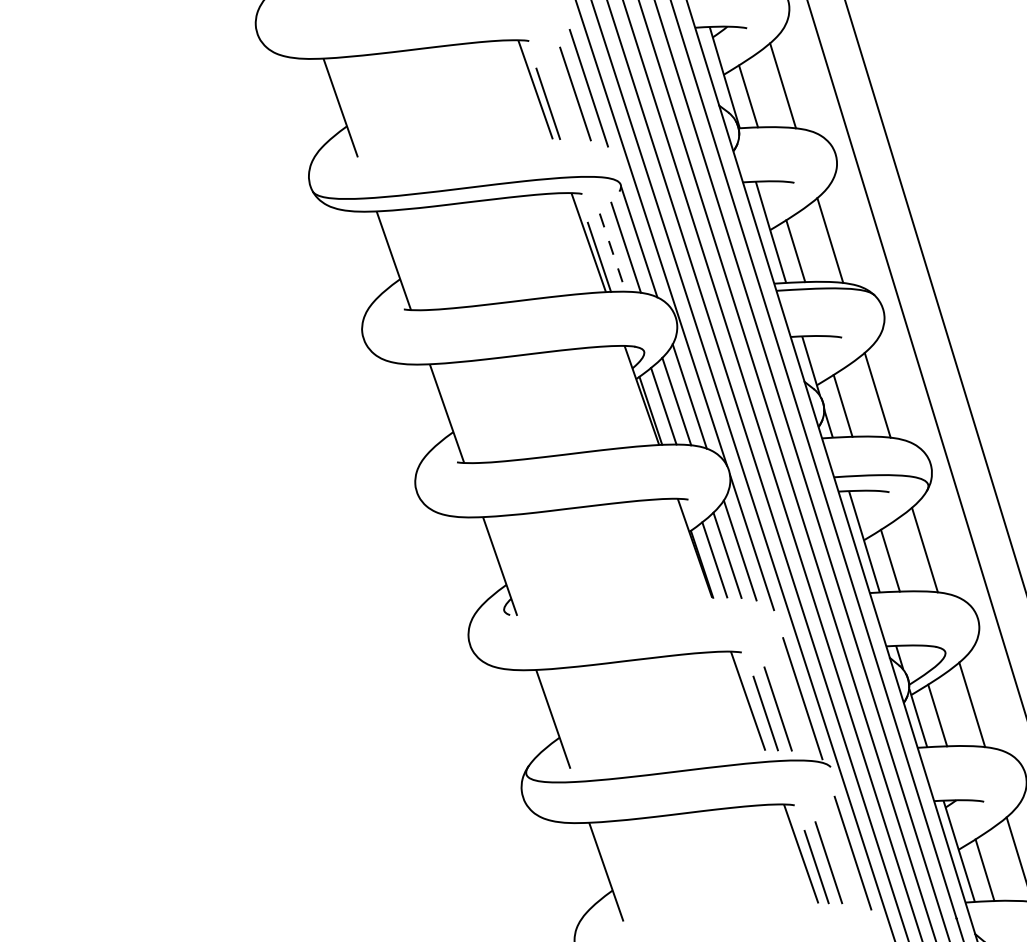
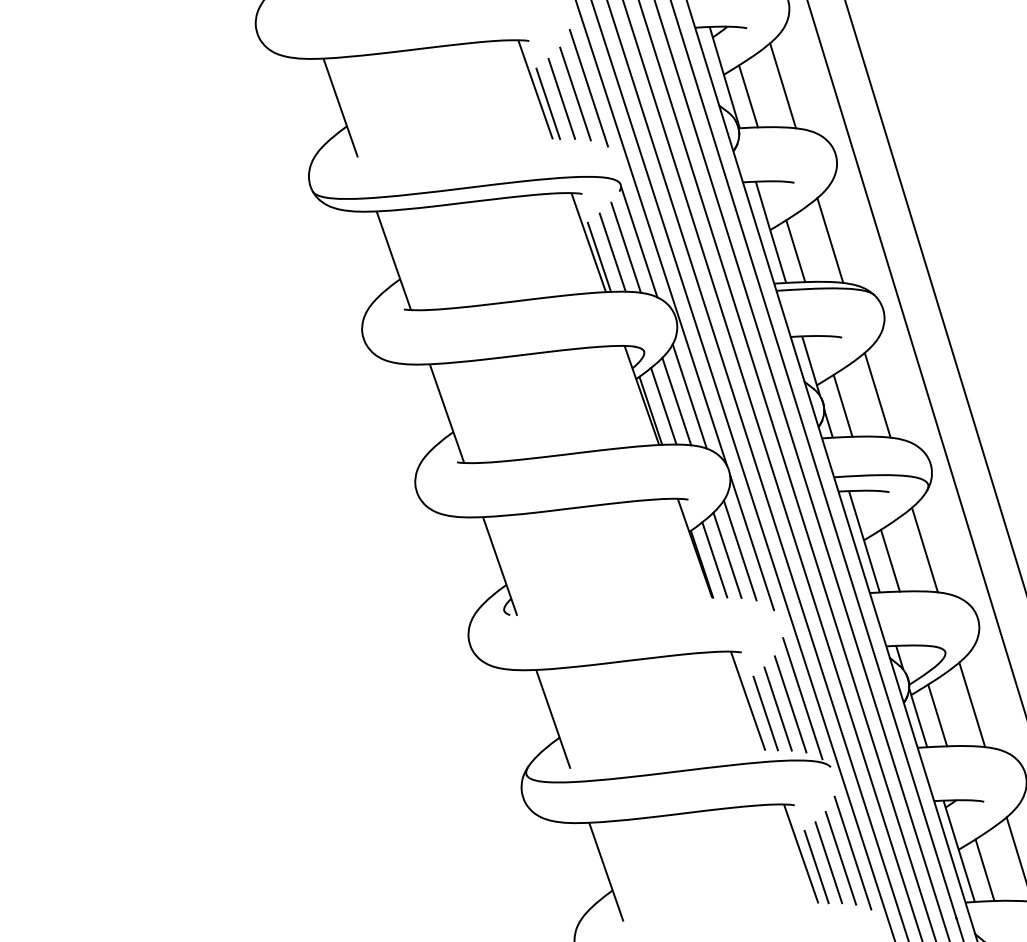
line: none -> present (561, 98)
line: dashed -> solid (612, 253)
line: none -> present (790, 704)
line: none -> present (840, 858)
